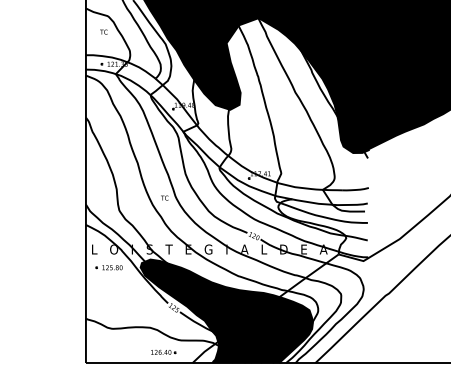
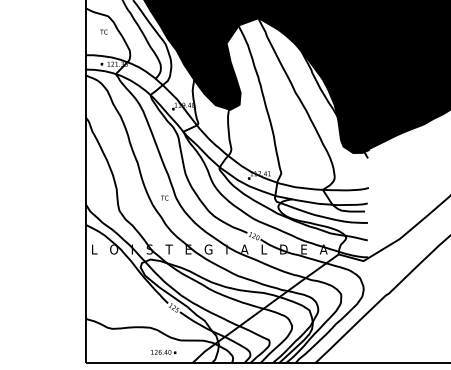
part: present -> none (108, 267)
fill: present -> none (226, 311)
